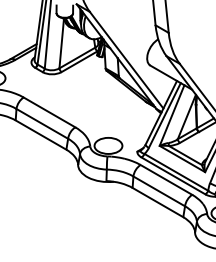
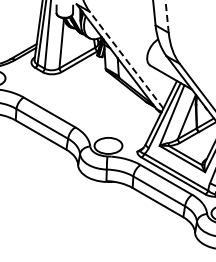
line: solid -> dashed (167, 16)
line: solid -> dashed (126, 60)
